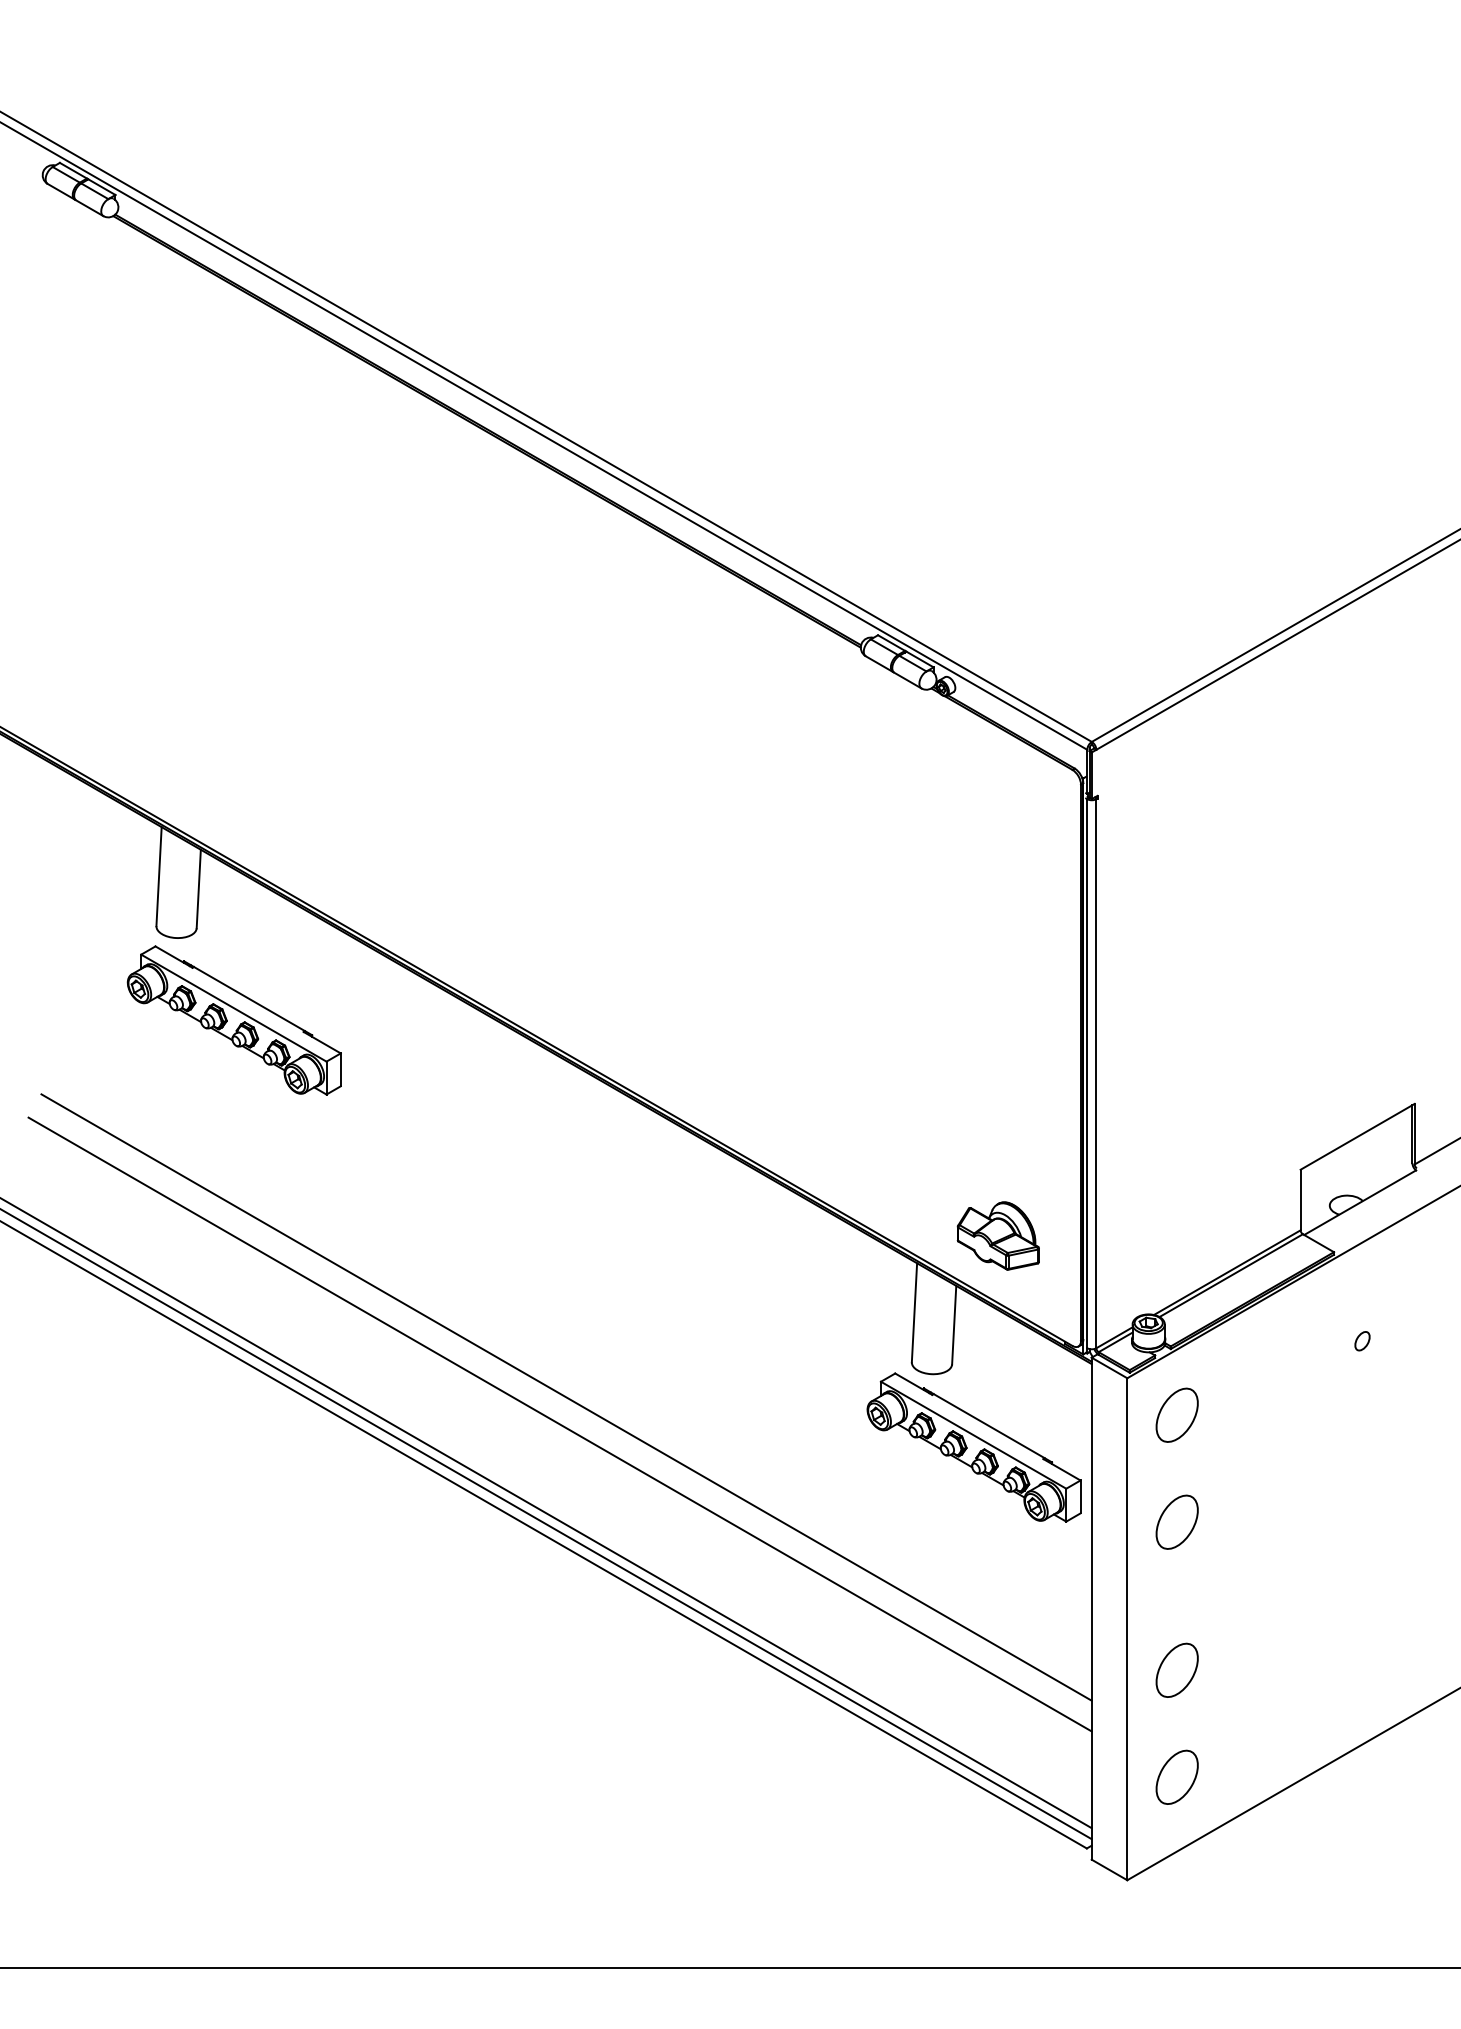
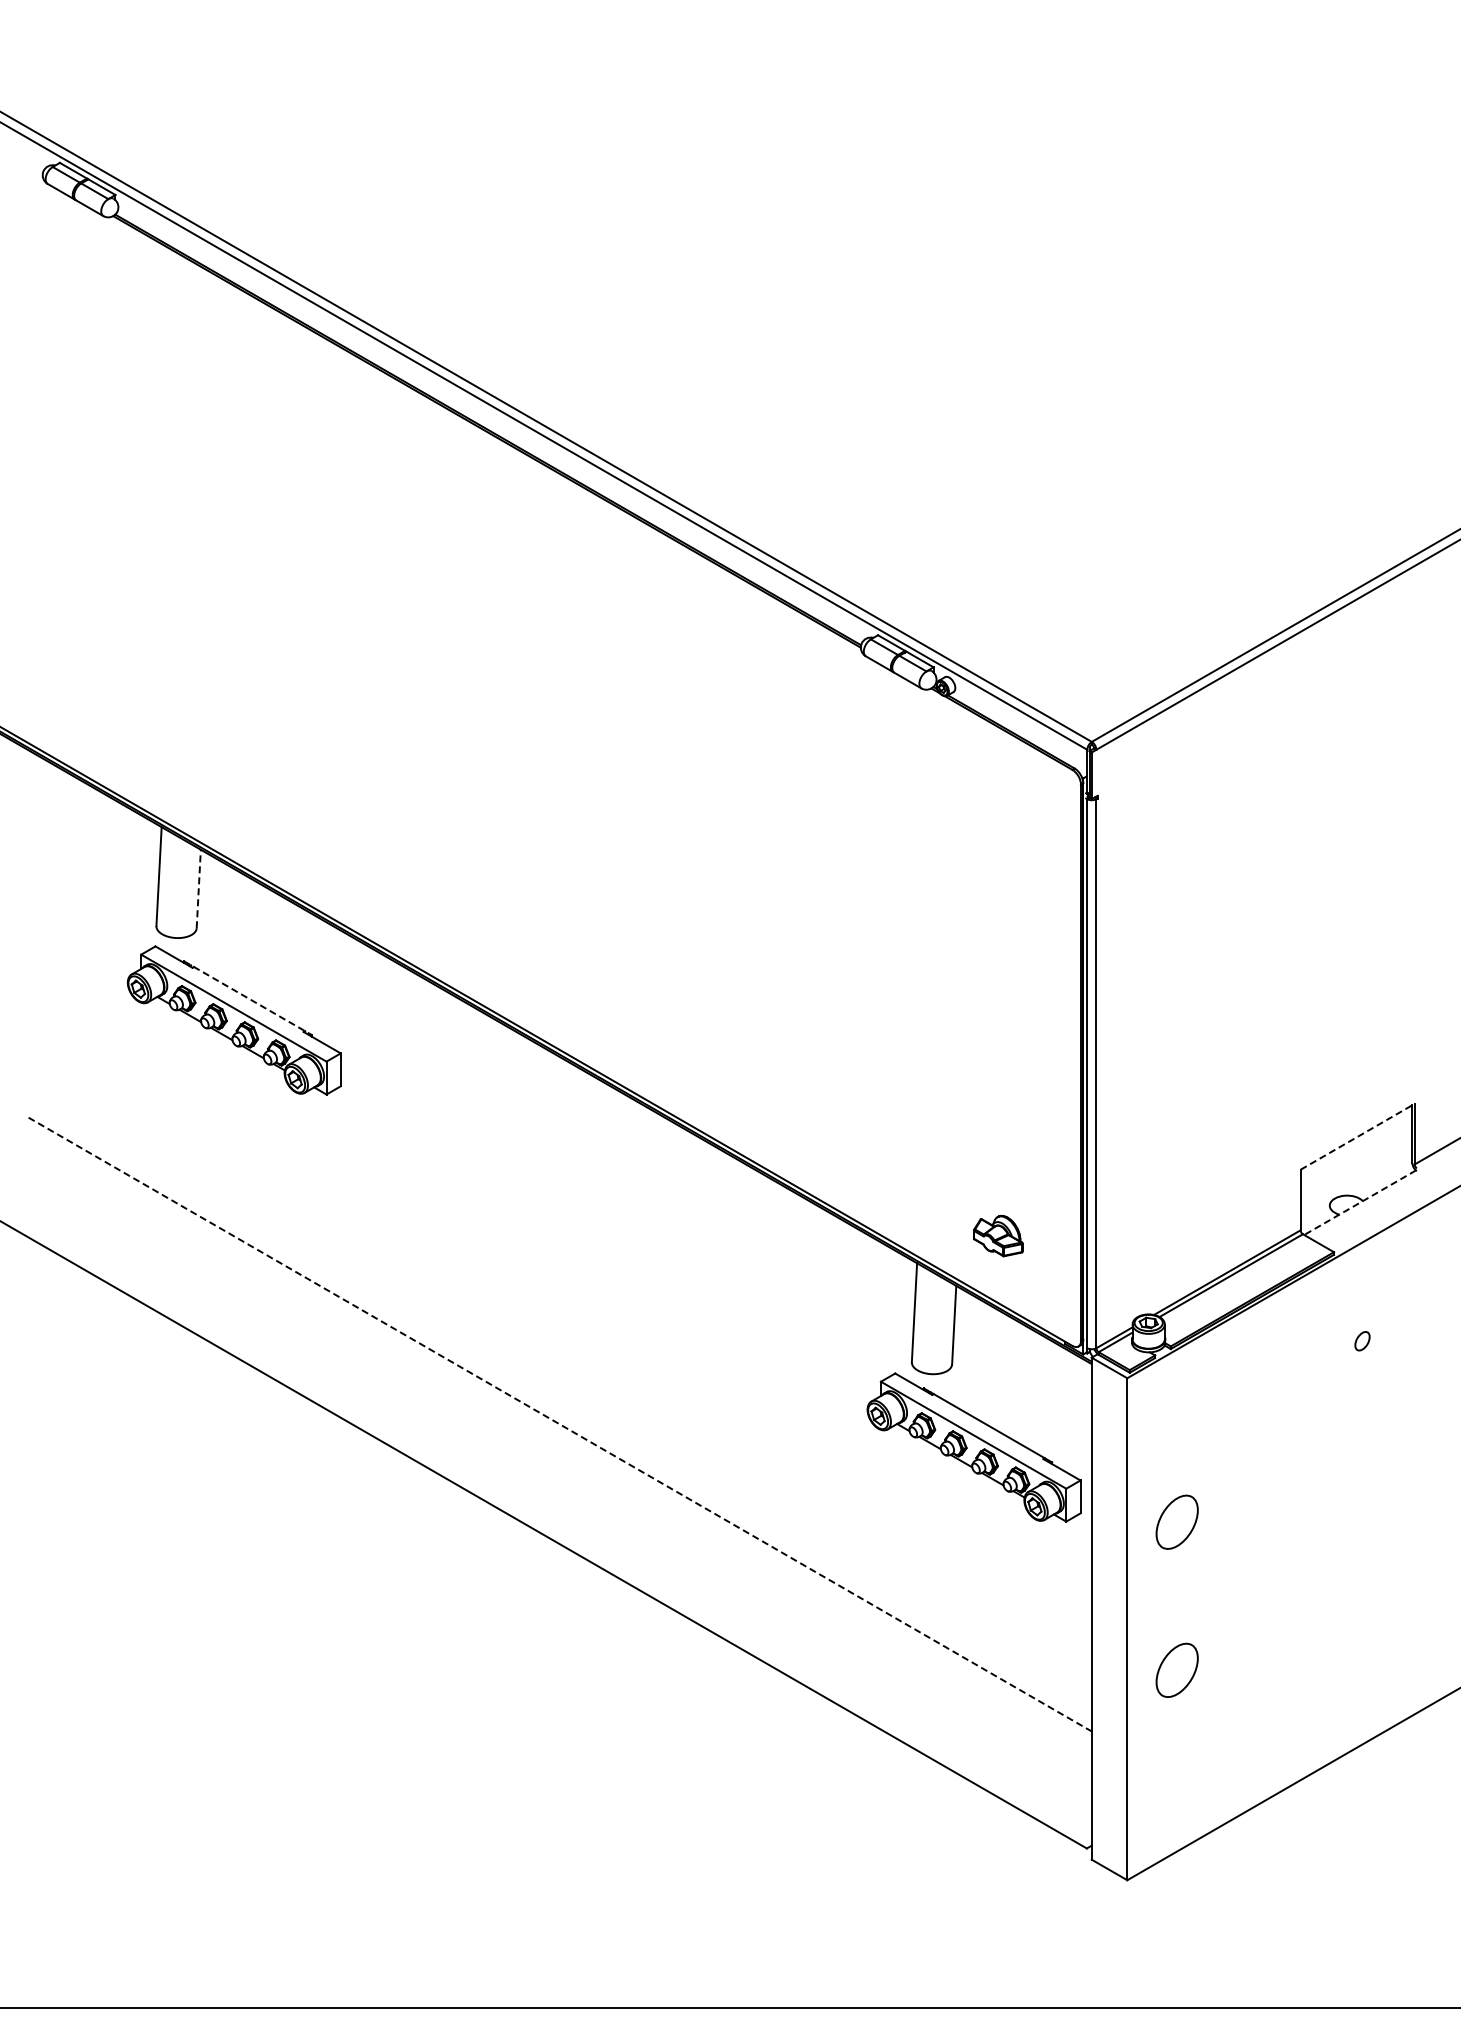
line: solid -> dashed (198, 888)
line: solid -> dashed (248, 998)
line: solid -> dashed (1357, 1136)
line: solid -> dashed (1360, 1202)
part size: 84x70 px -> 51x44 px (998, 1235)
line: present -> none (566, 1397)
part: present -> none (1176, 1414)
line: solid -> dashed (560, 1424)
line: present -> none (546, 1513)
line: present -> none (546, 1524)
part: present -> none (1176, 1776)
line position: (729, 1968) -> (729, 2008) (729, 2008)
